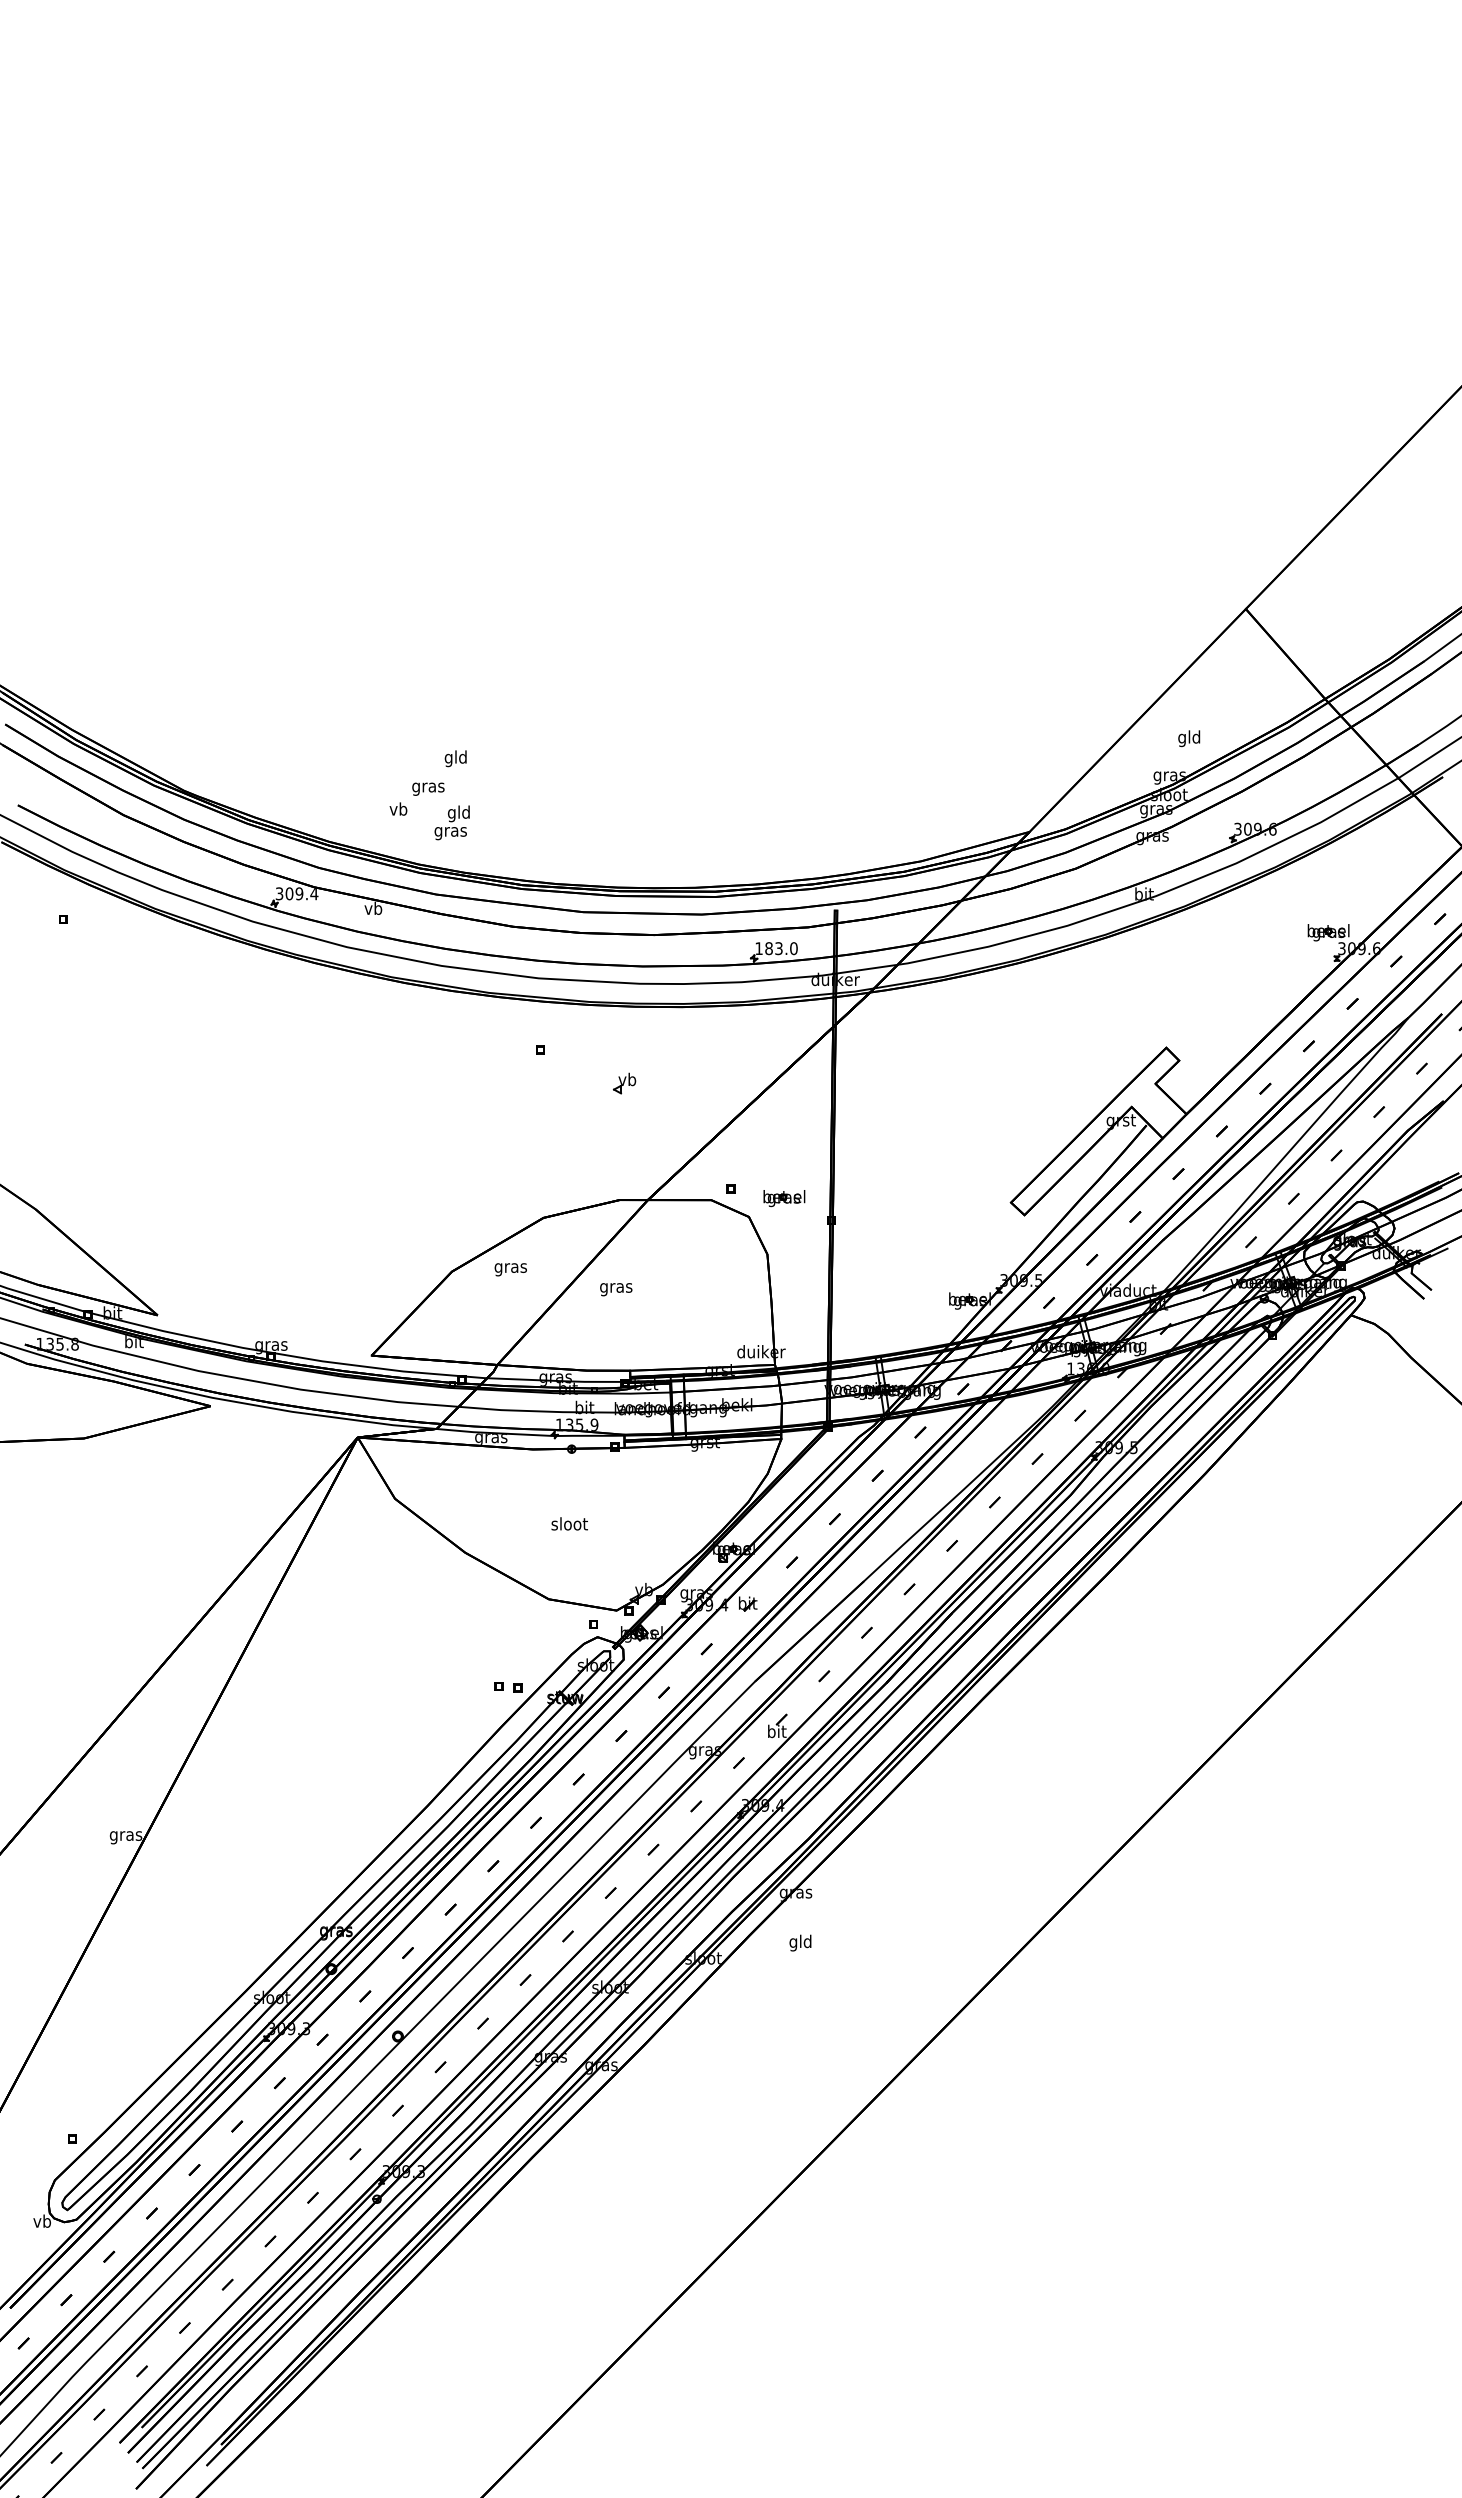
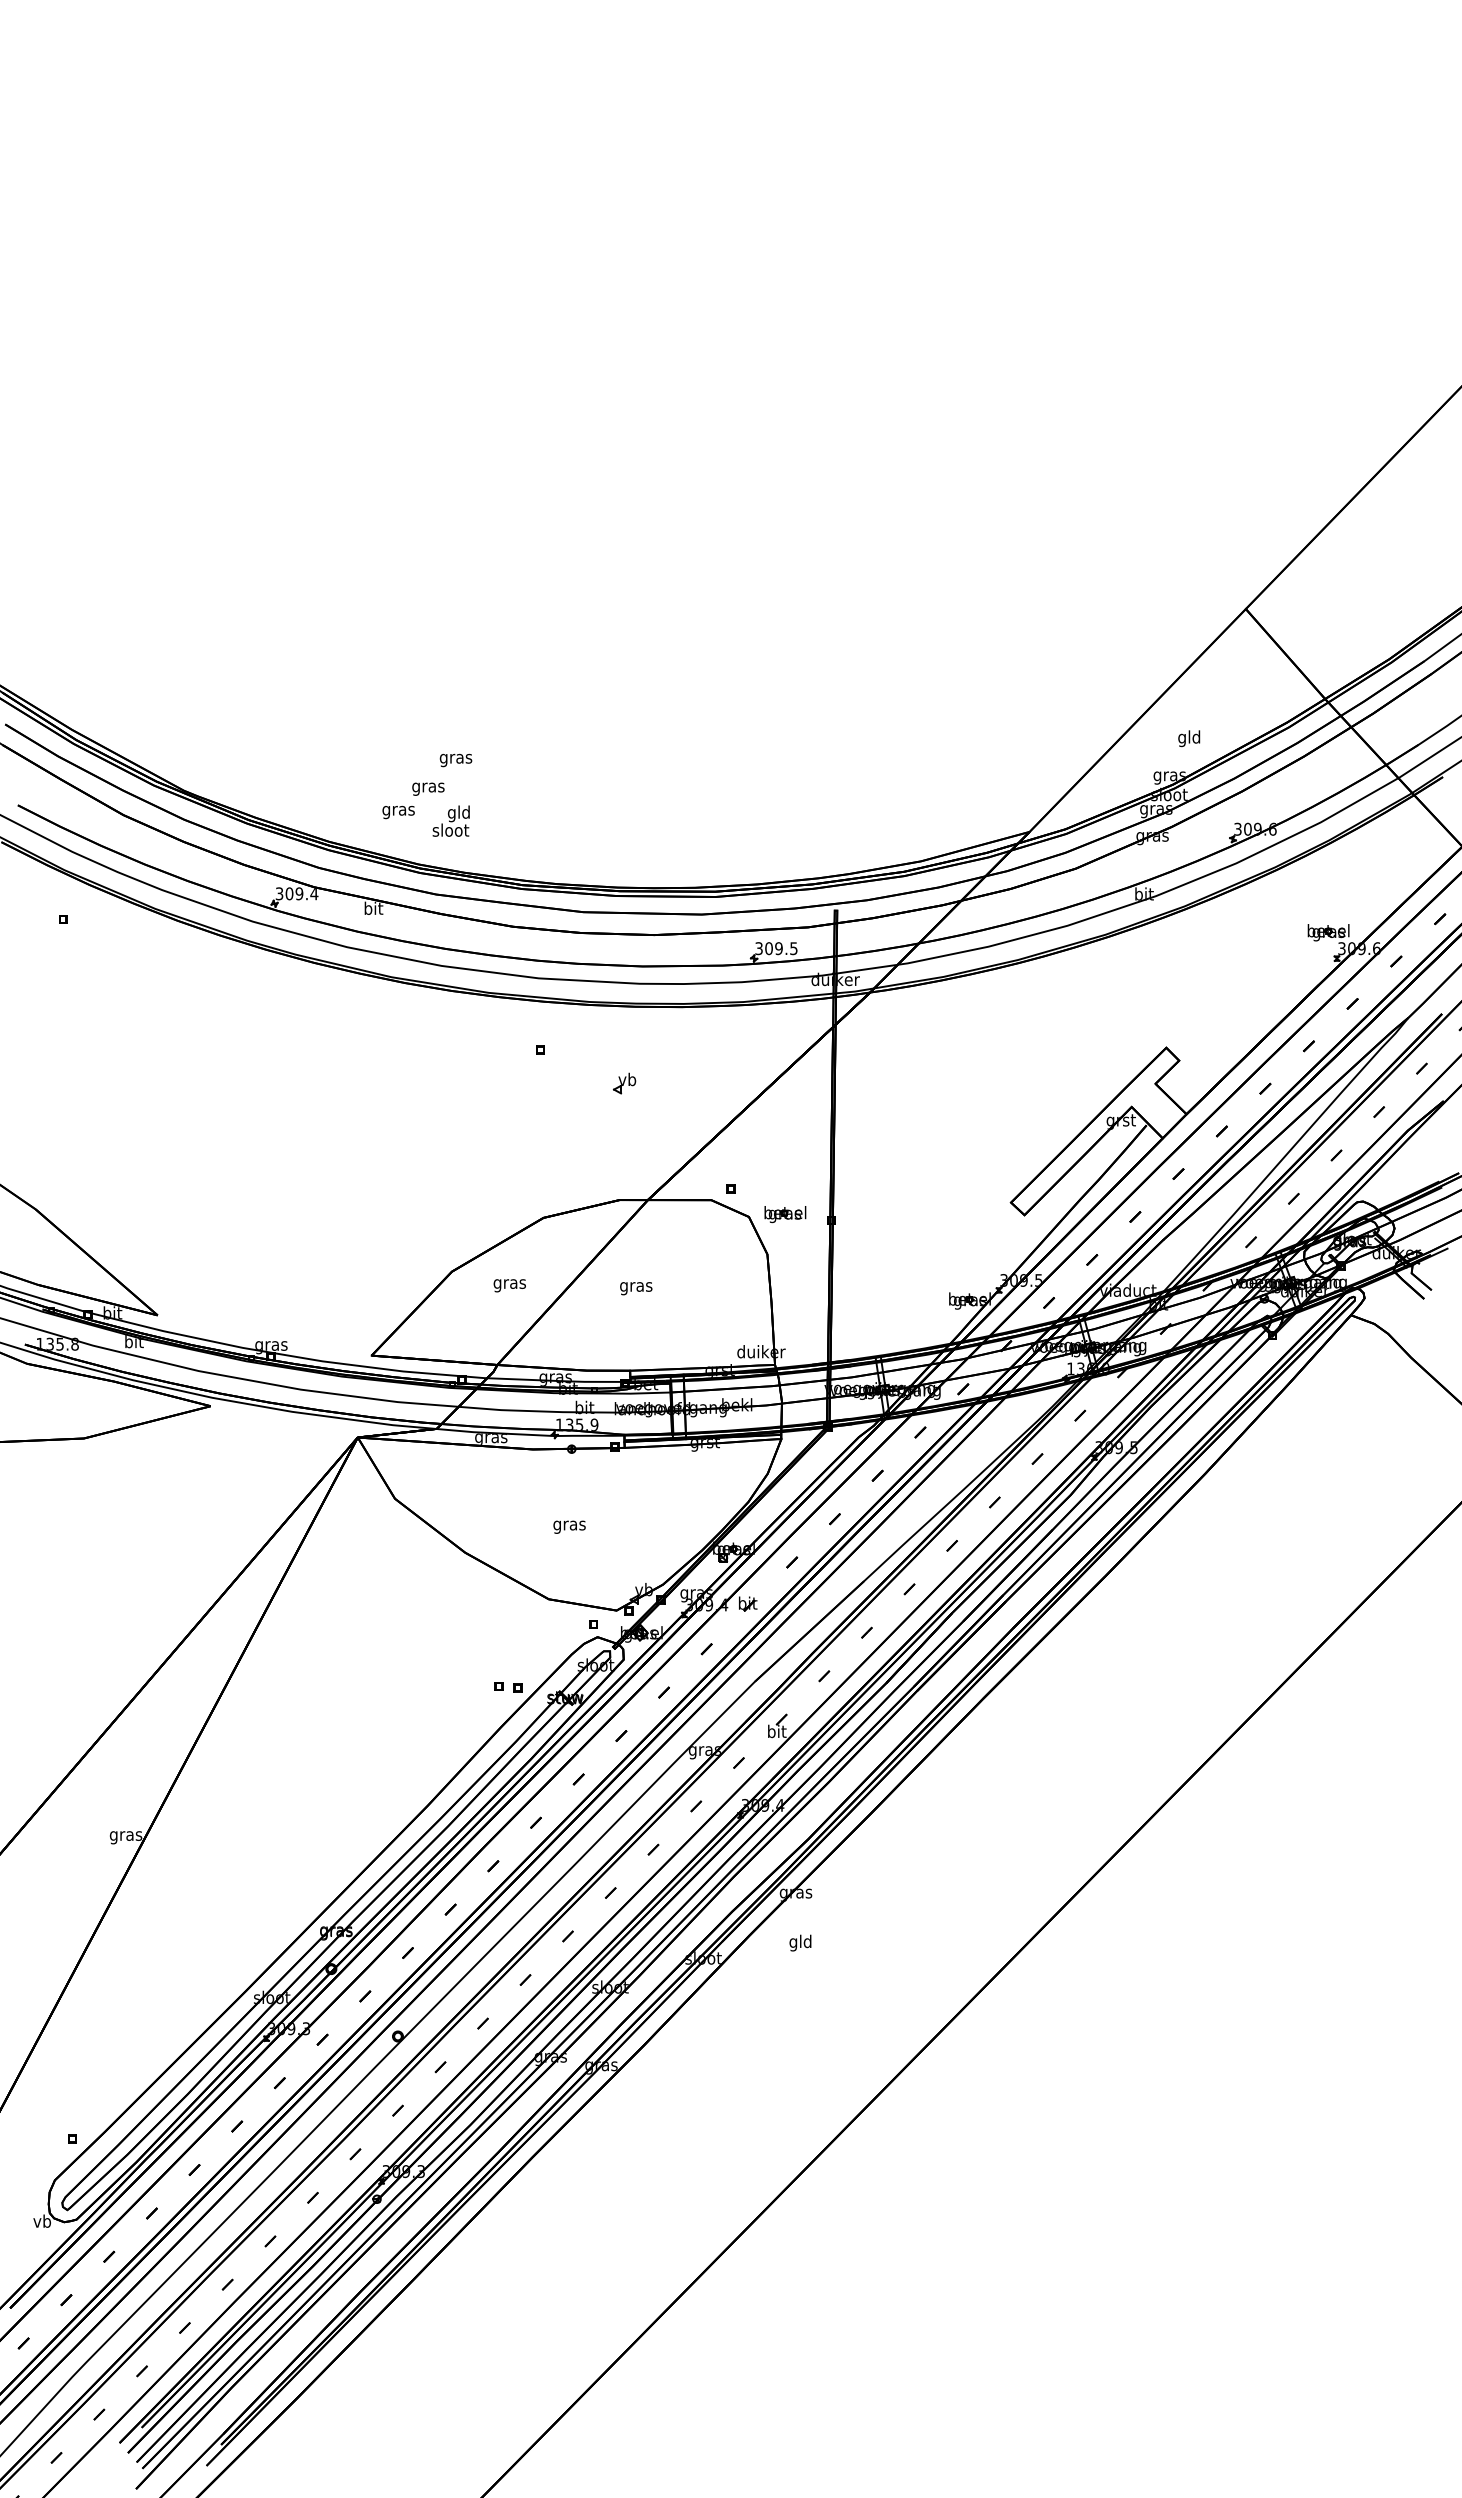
text: gld -> gras (455, 758)
text: vb -> gras (398, 810)
text: gras -> sloot (450, 831)
text: vb -> bit (373, 907)
text: 183.0 -> 309.5 (776, 948)
part position: (784, 1198) -> (785, 1214) (785, 1214)
text position: (510, 1269) -> (509, 1285) (509, 1285)
text position: (616, 1289) -> (636, 1288) (636, 1288)
text: sloot -> gras (569, 1525)
